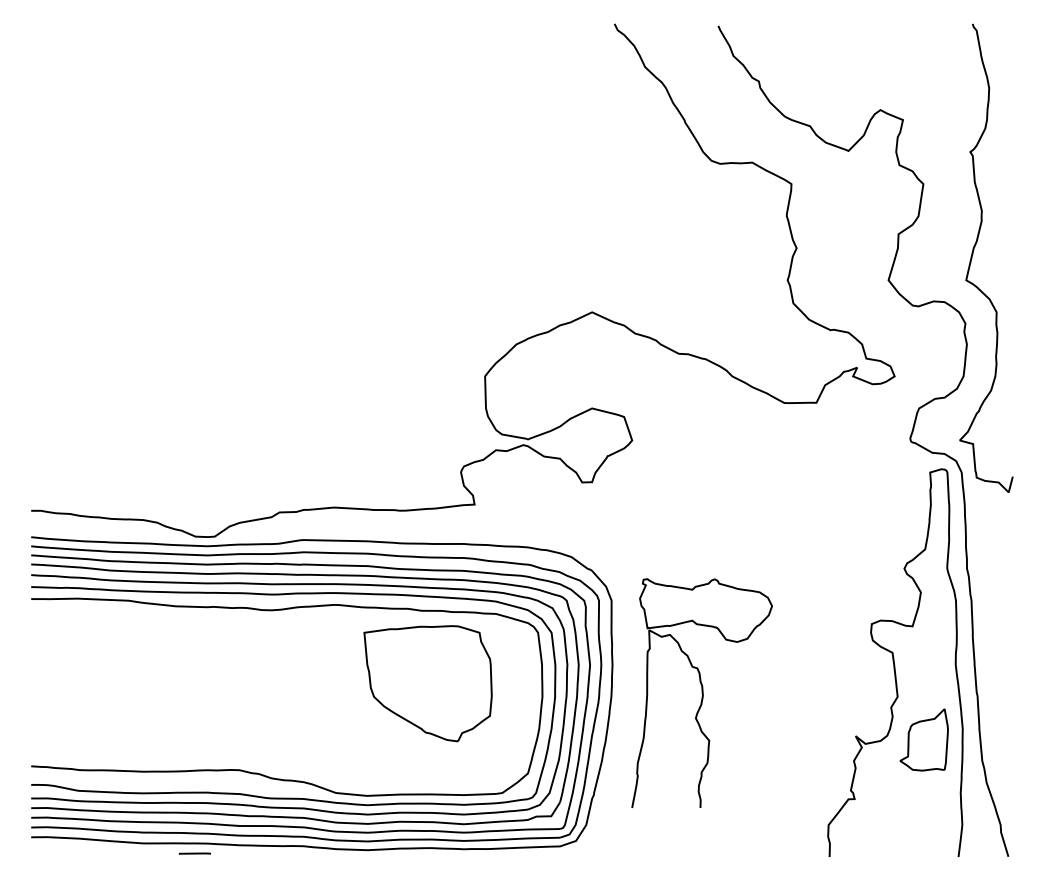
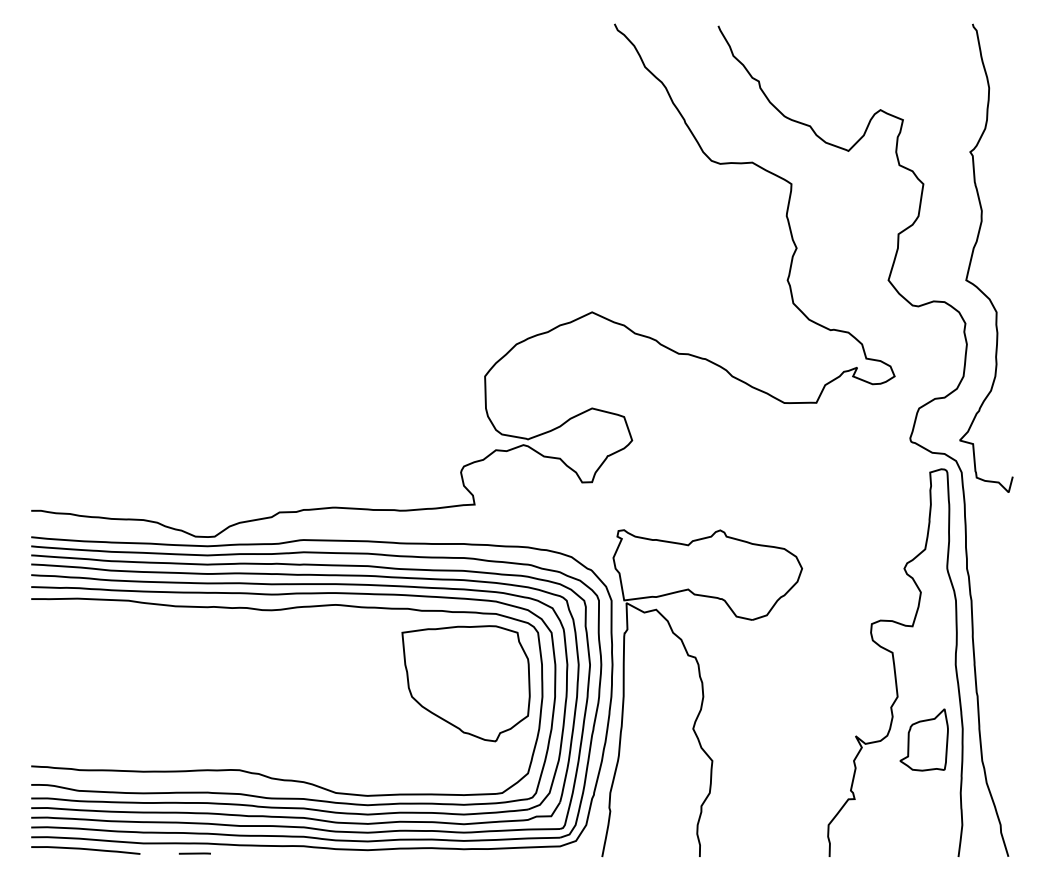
part position: (427, 683) -> (465, 683) (465, 683)
part size: 142x230 px -> 202x329 px (701, 693)
curve: none -> present (85, 849)
